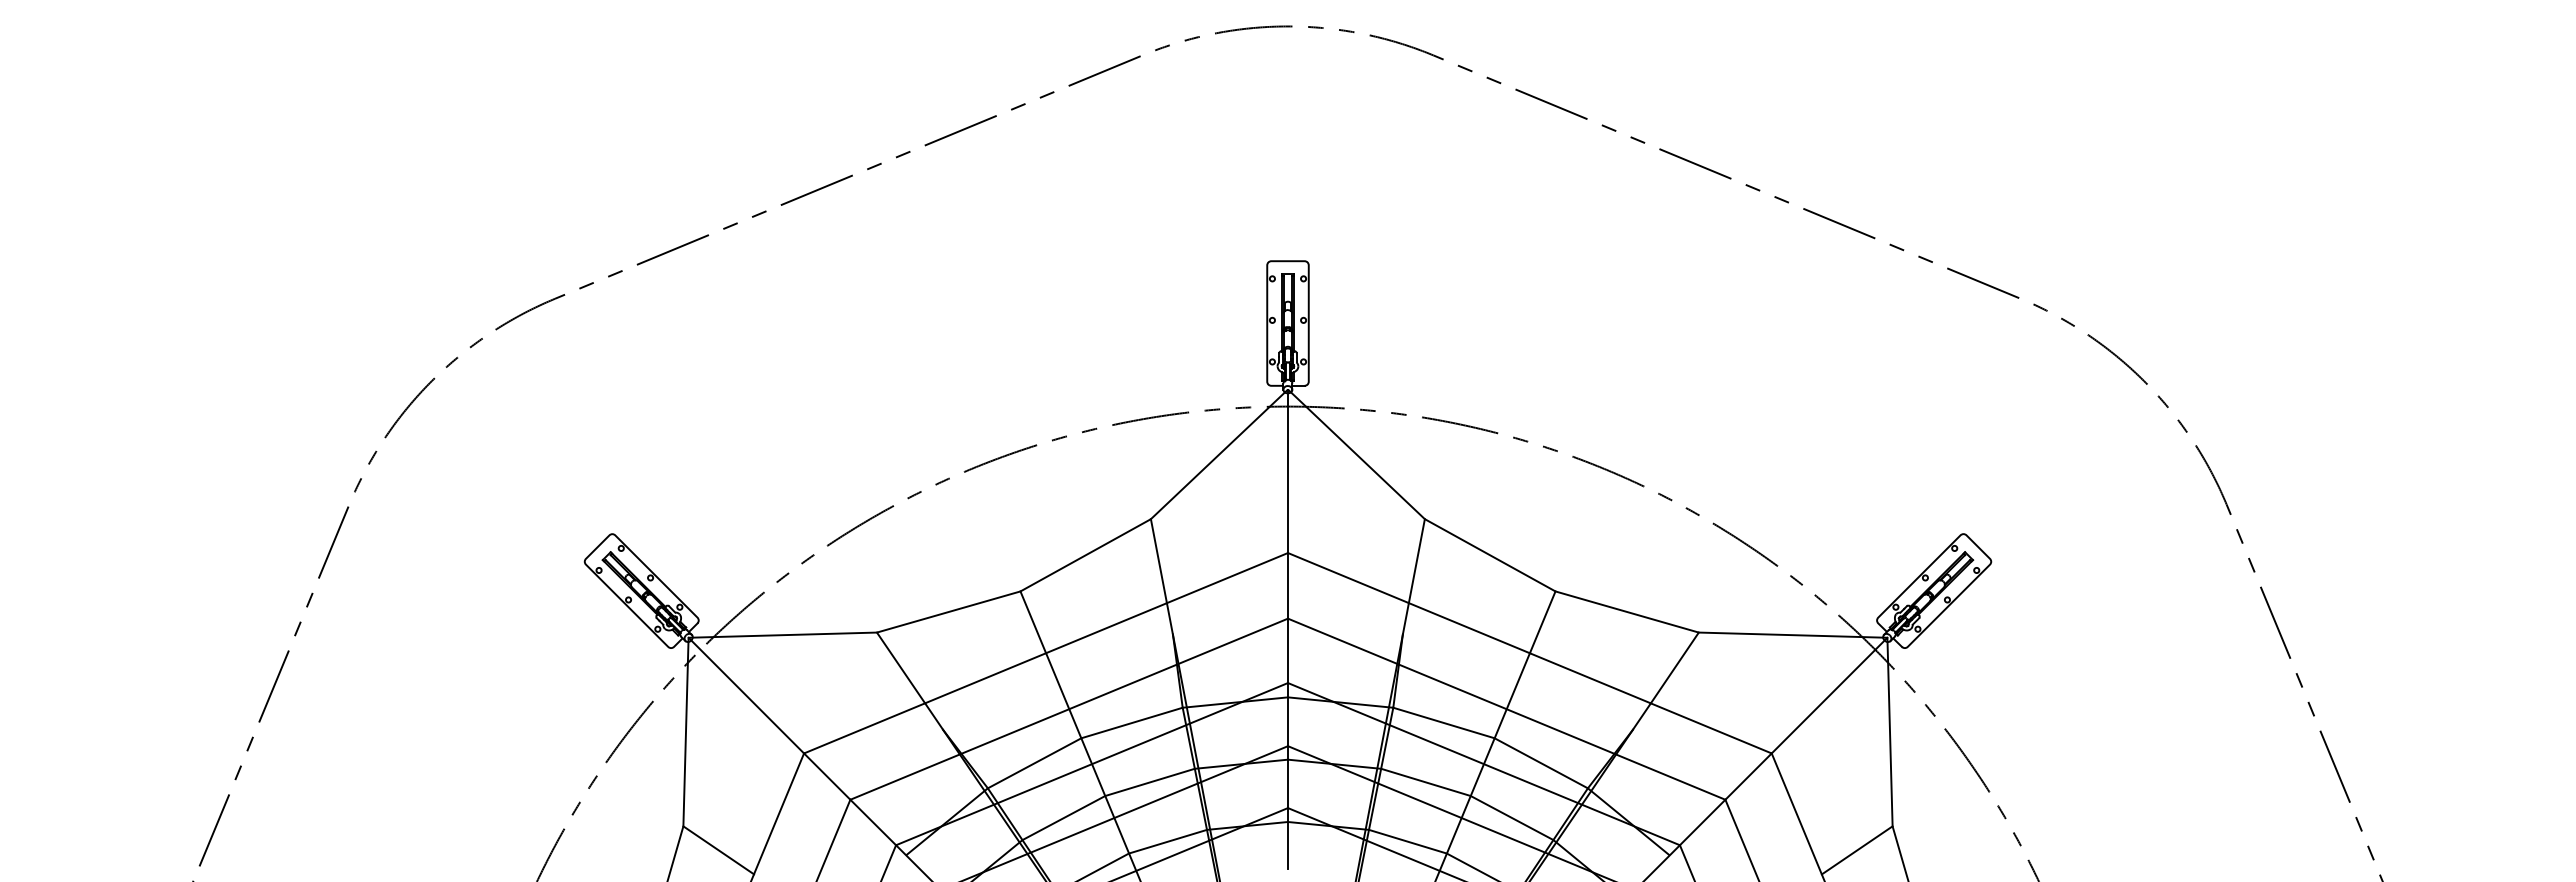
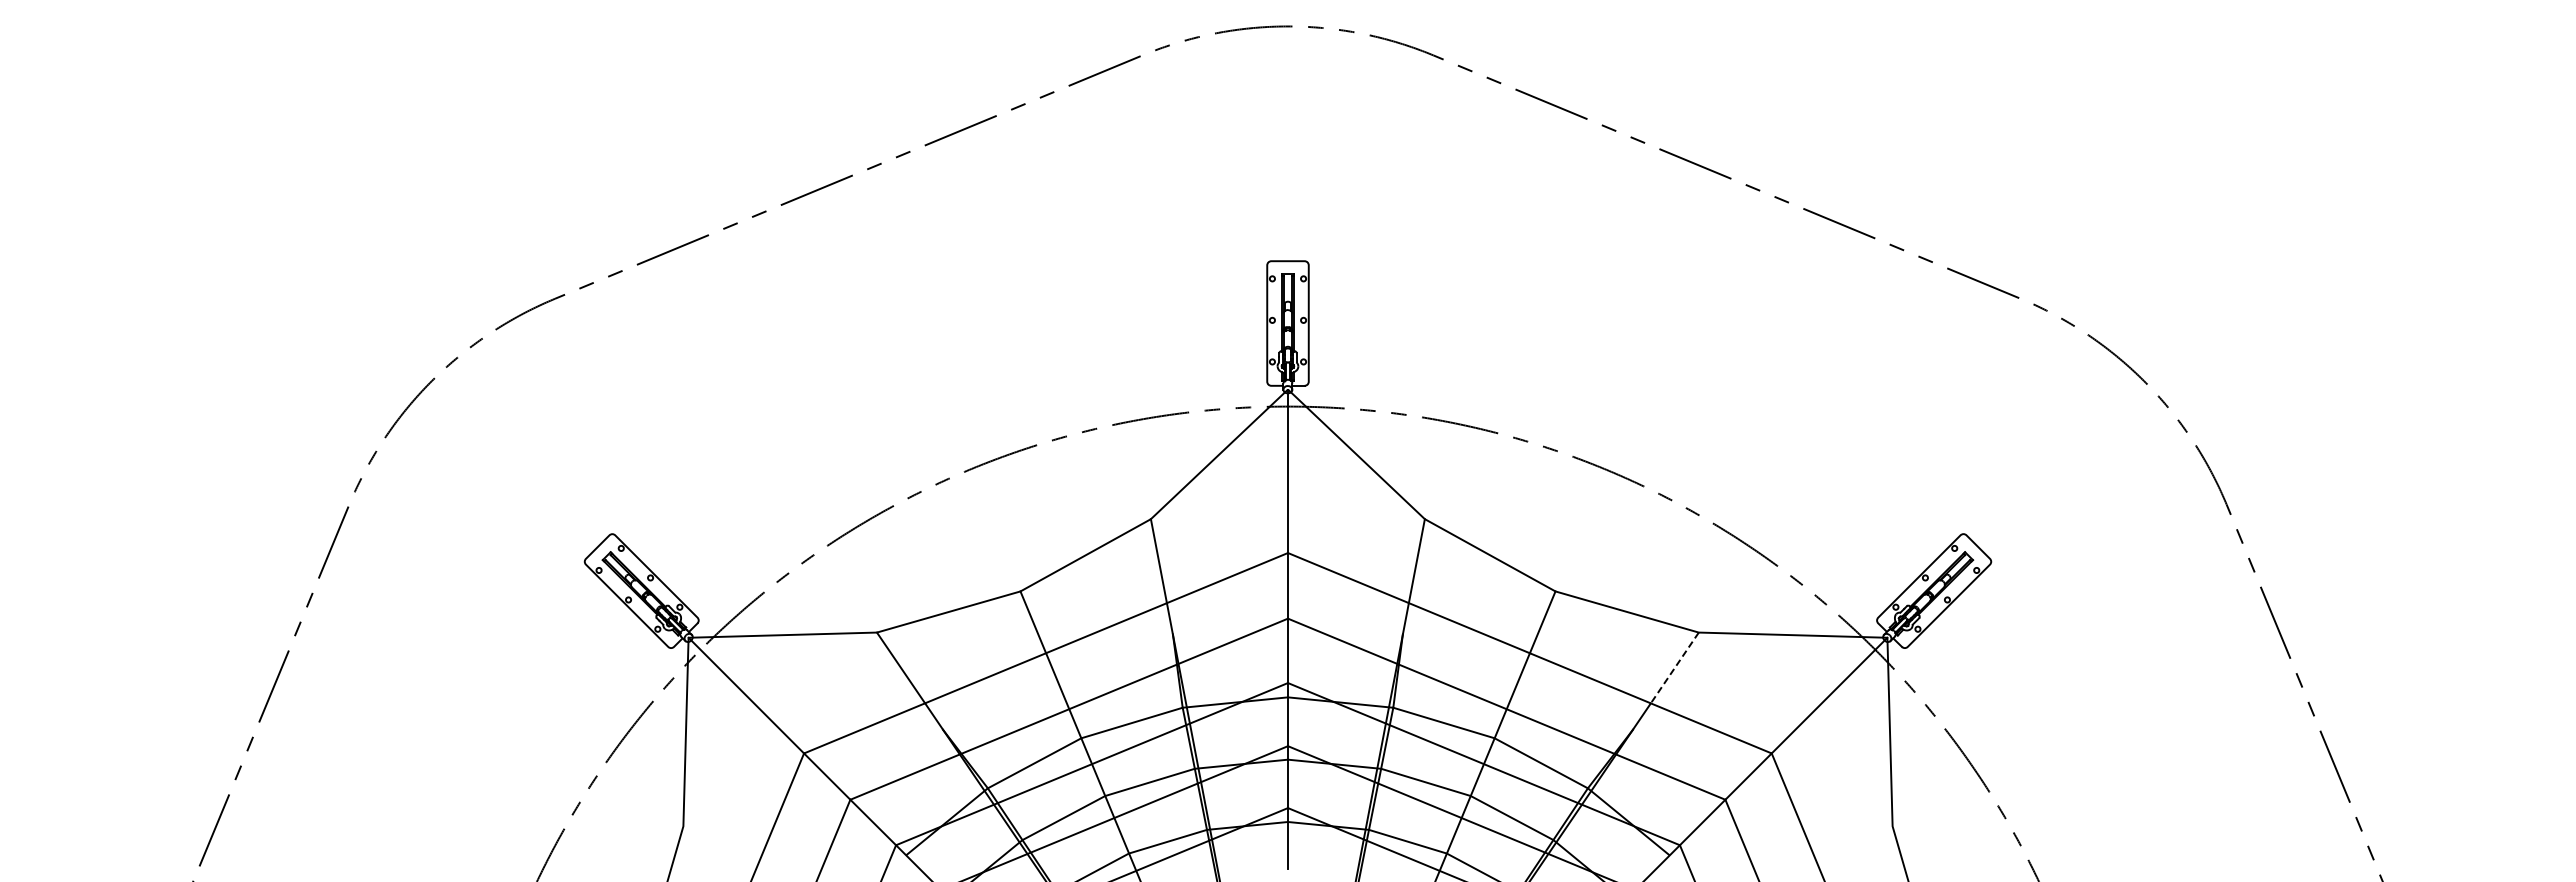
line: solid -> dashed (1674, 667)
line: present -> none (718, 850)
line: present -> none (1856, 850)
